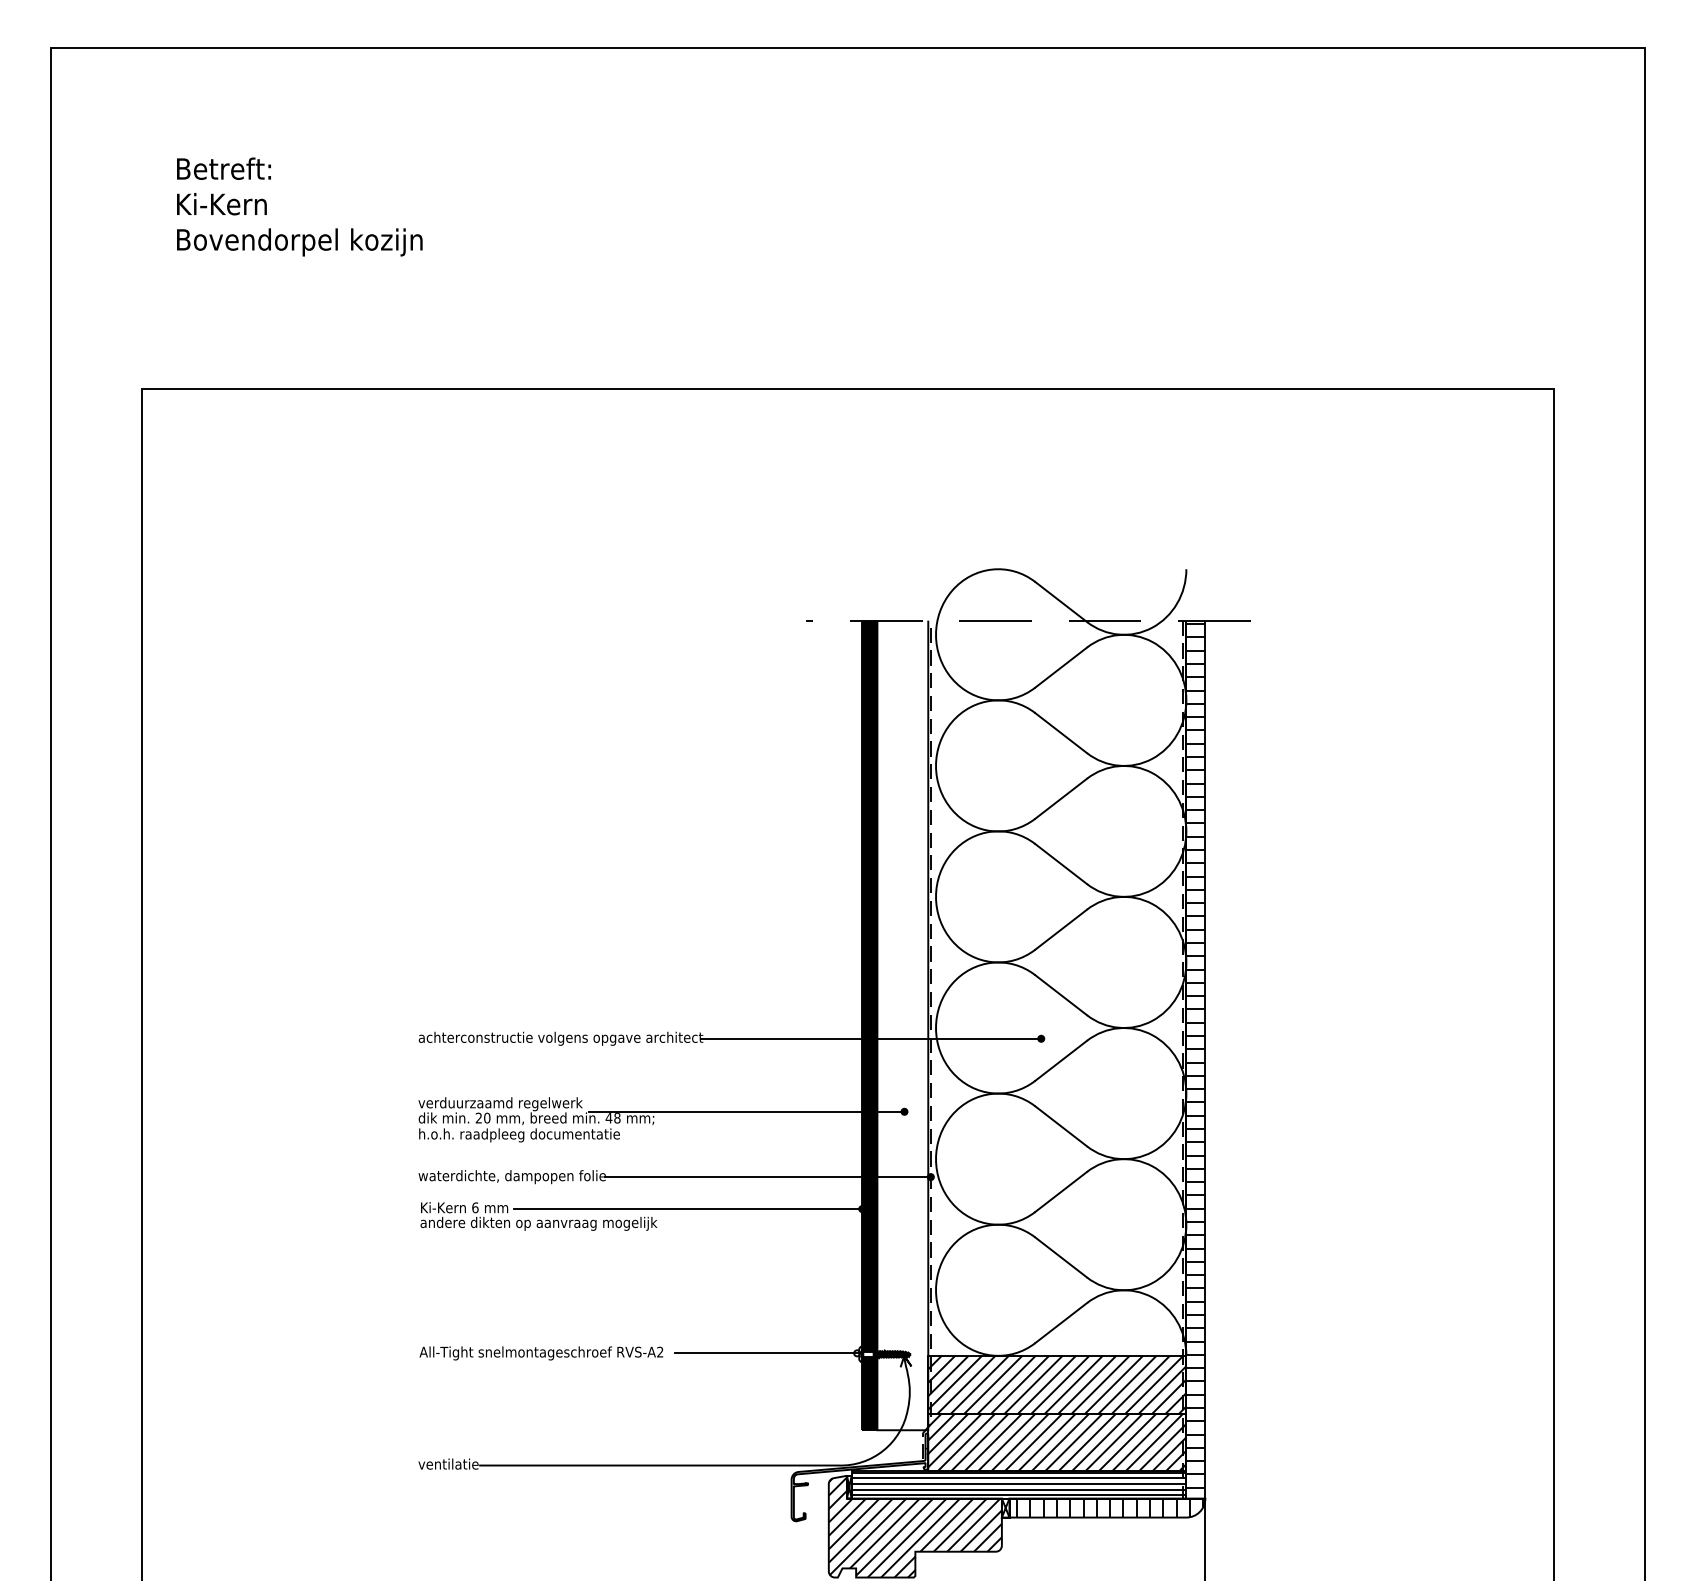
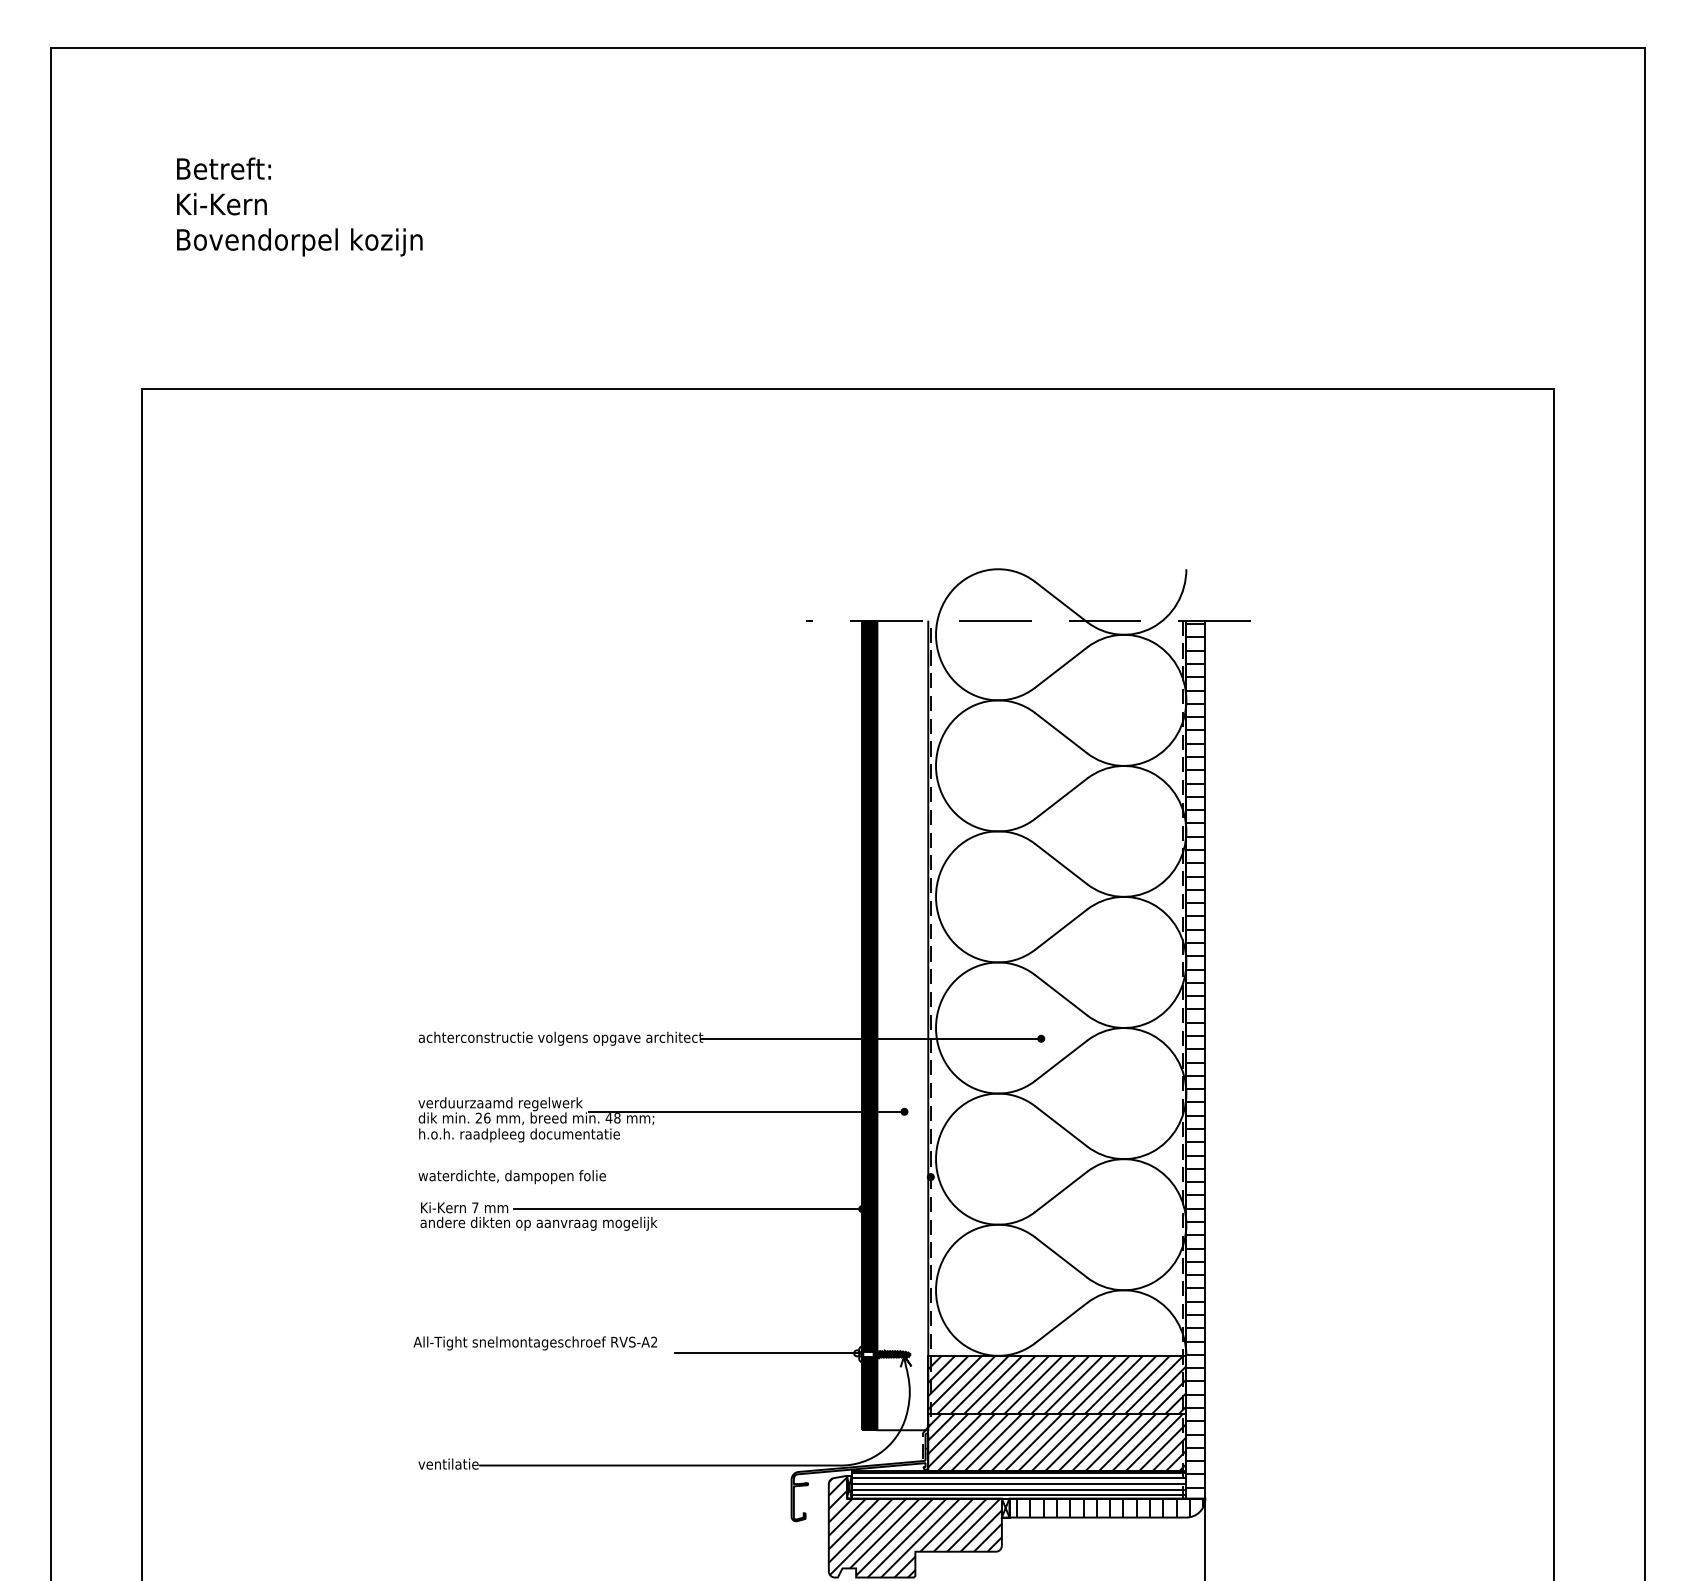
text: 20 -> 26 (487, 1117)
line: present -> none (767, 1177)
text: 6 -> 7 (475, 1207)
text position: (541, 1353) -> (535, 1343) (535, 1343)
